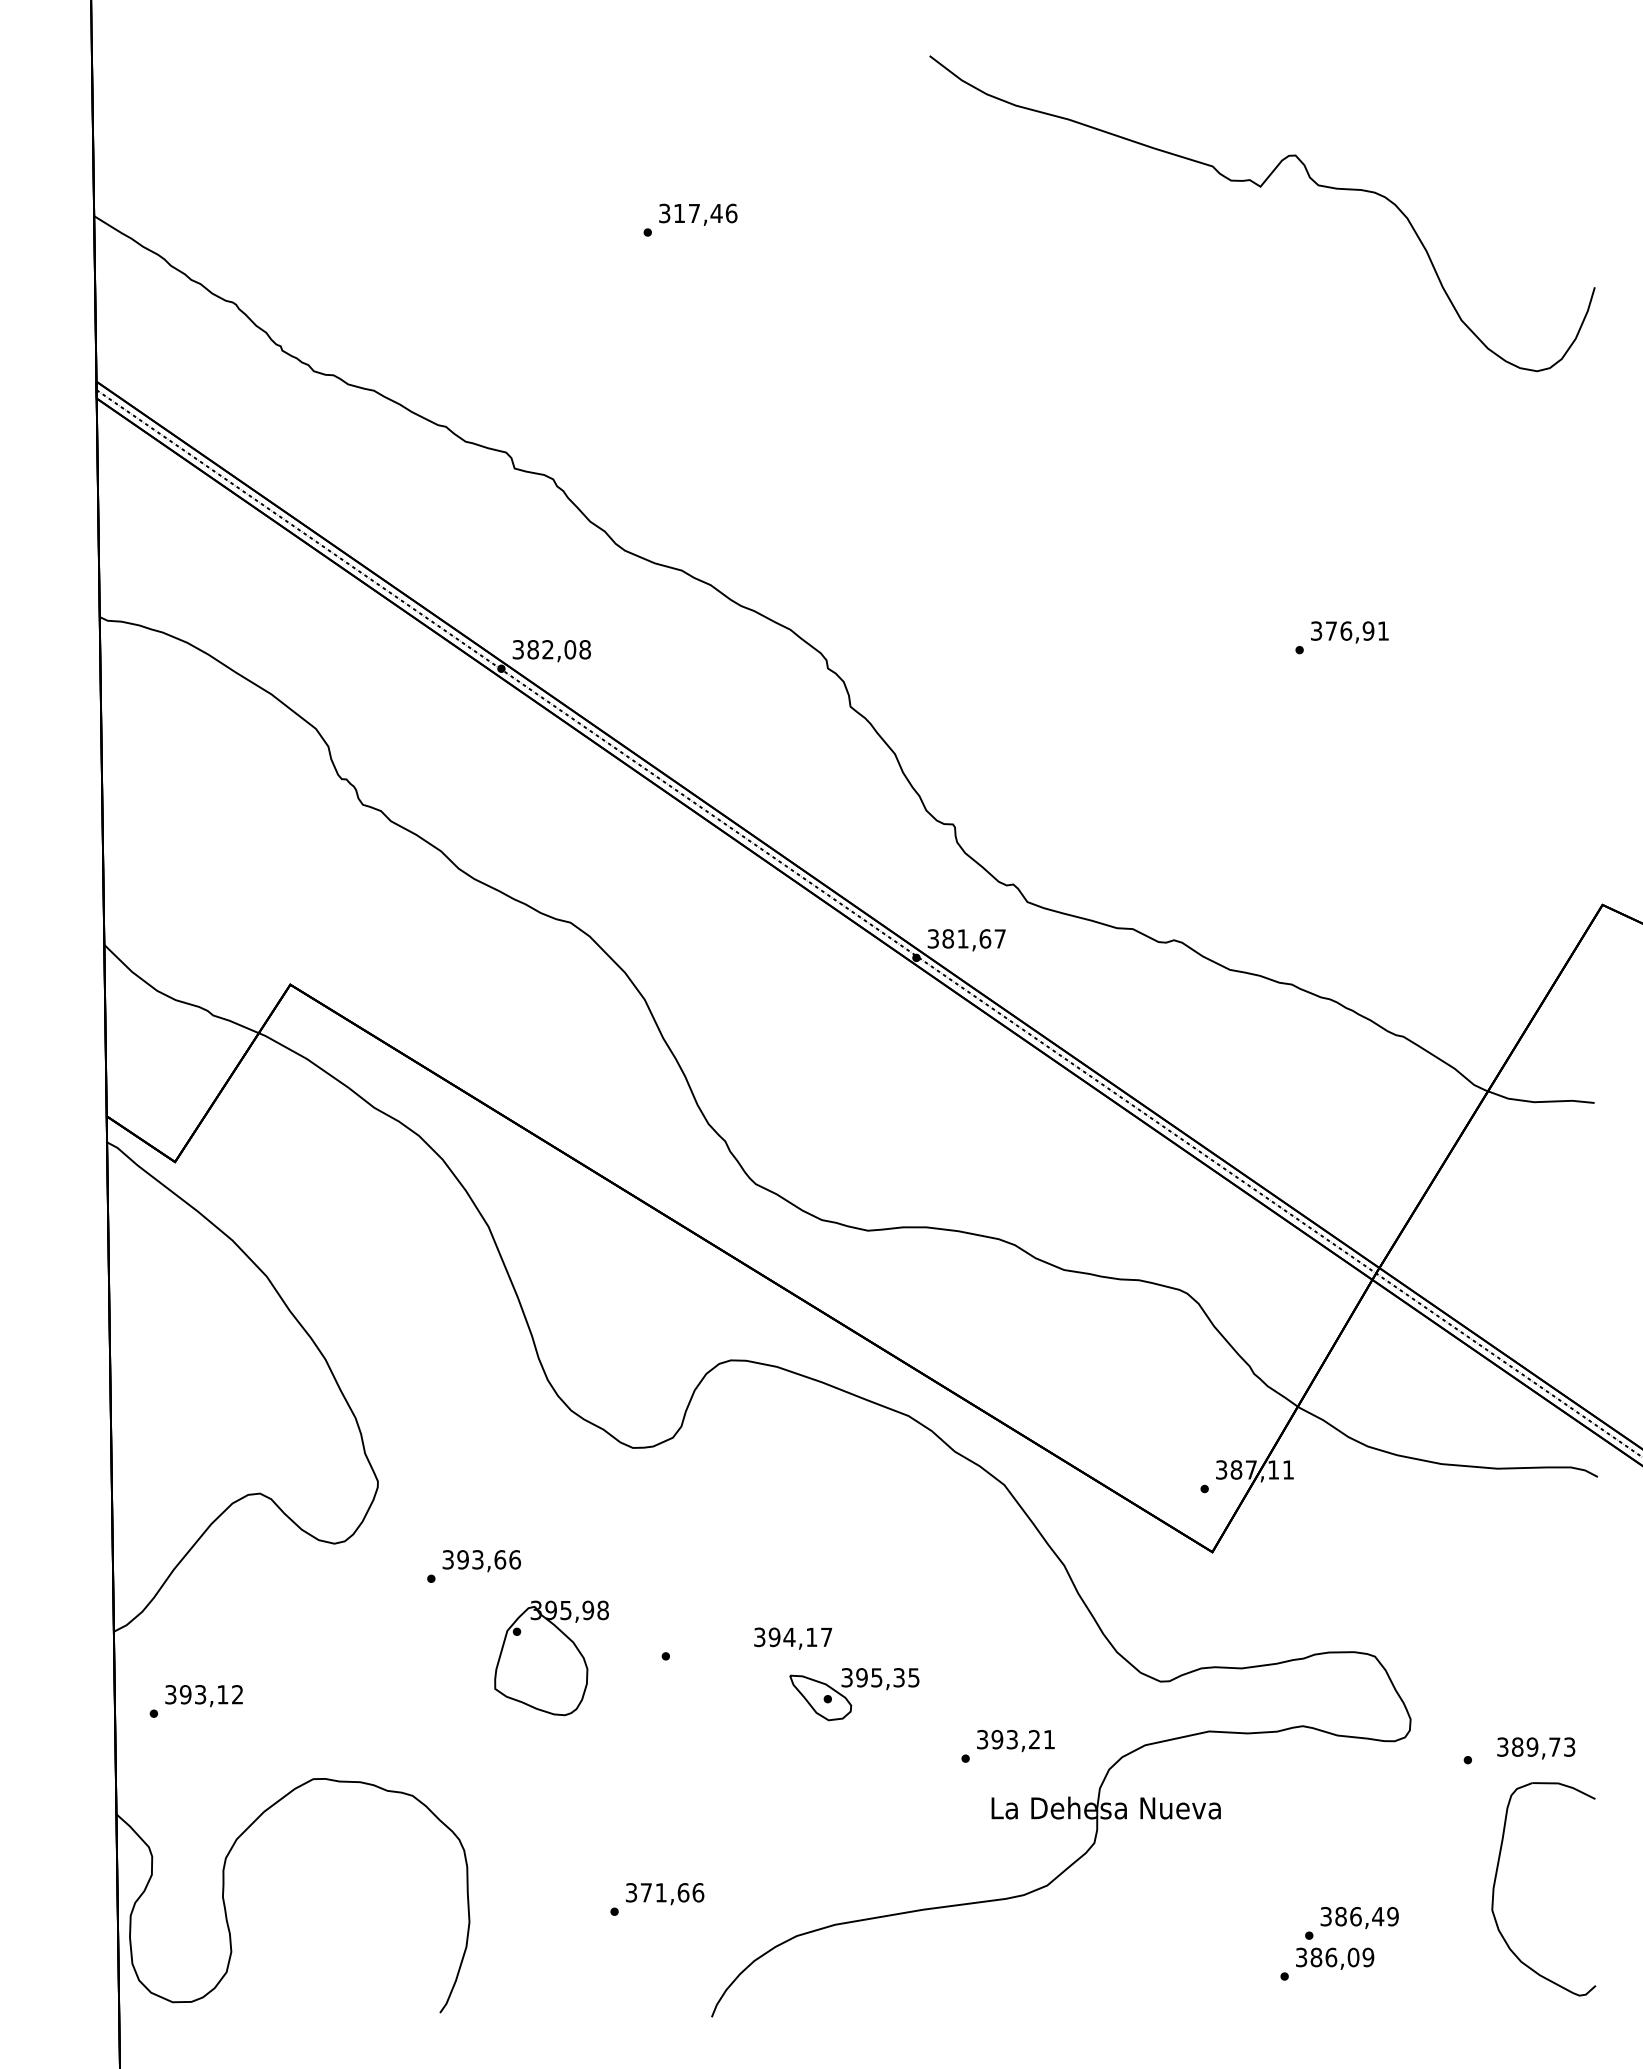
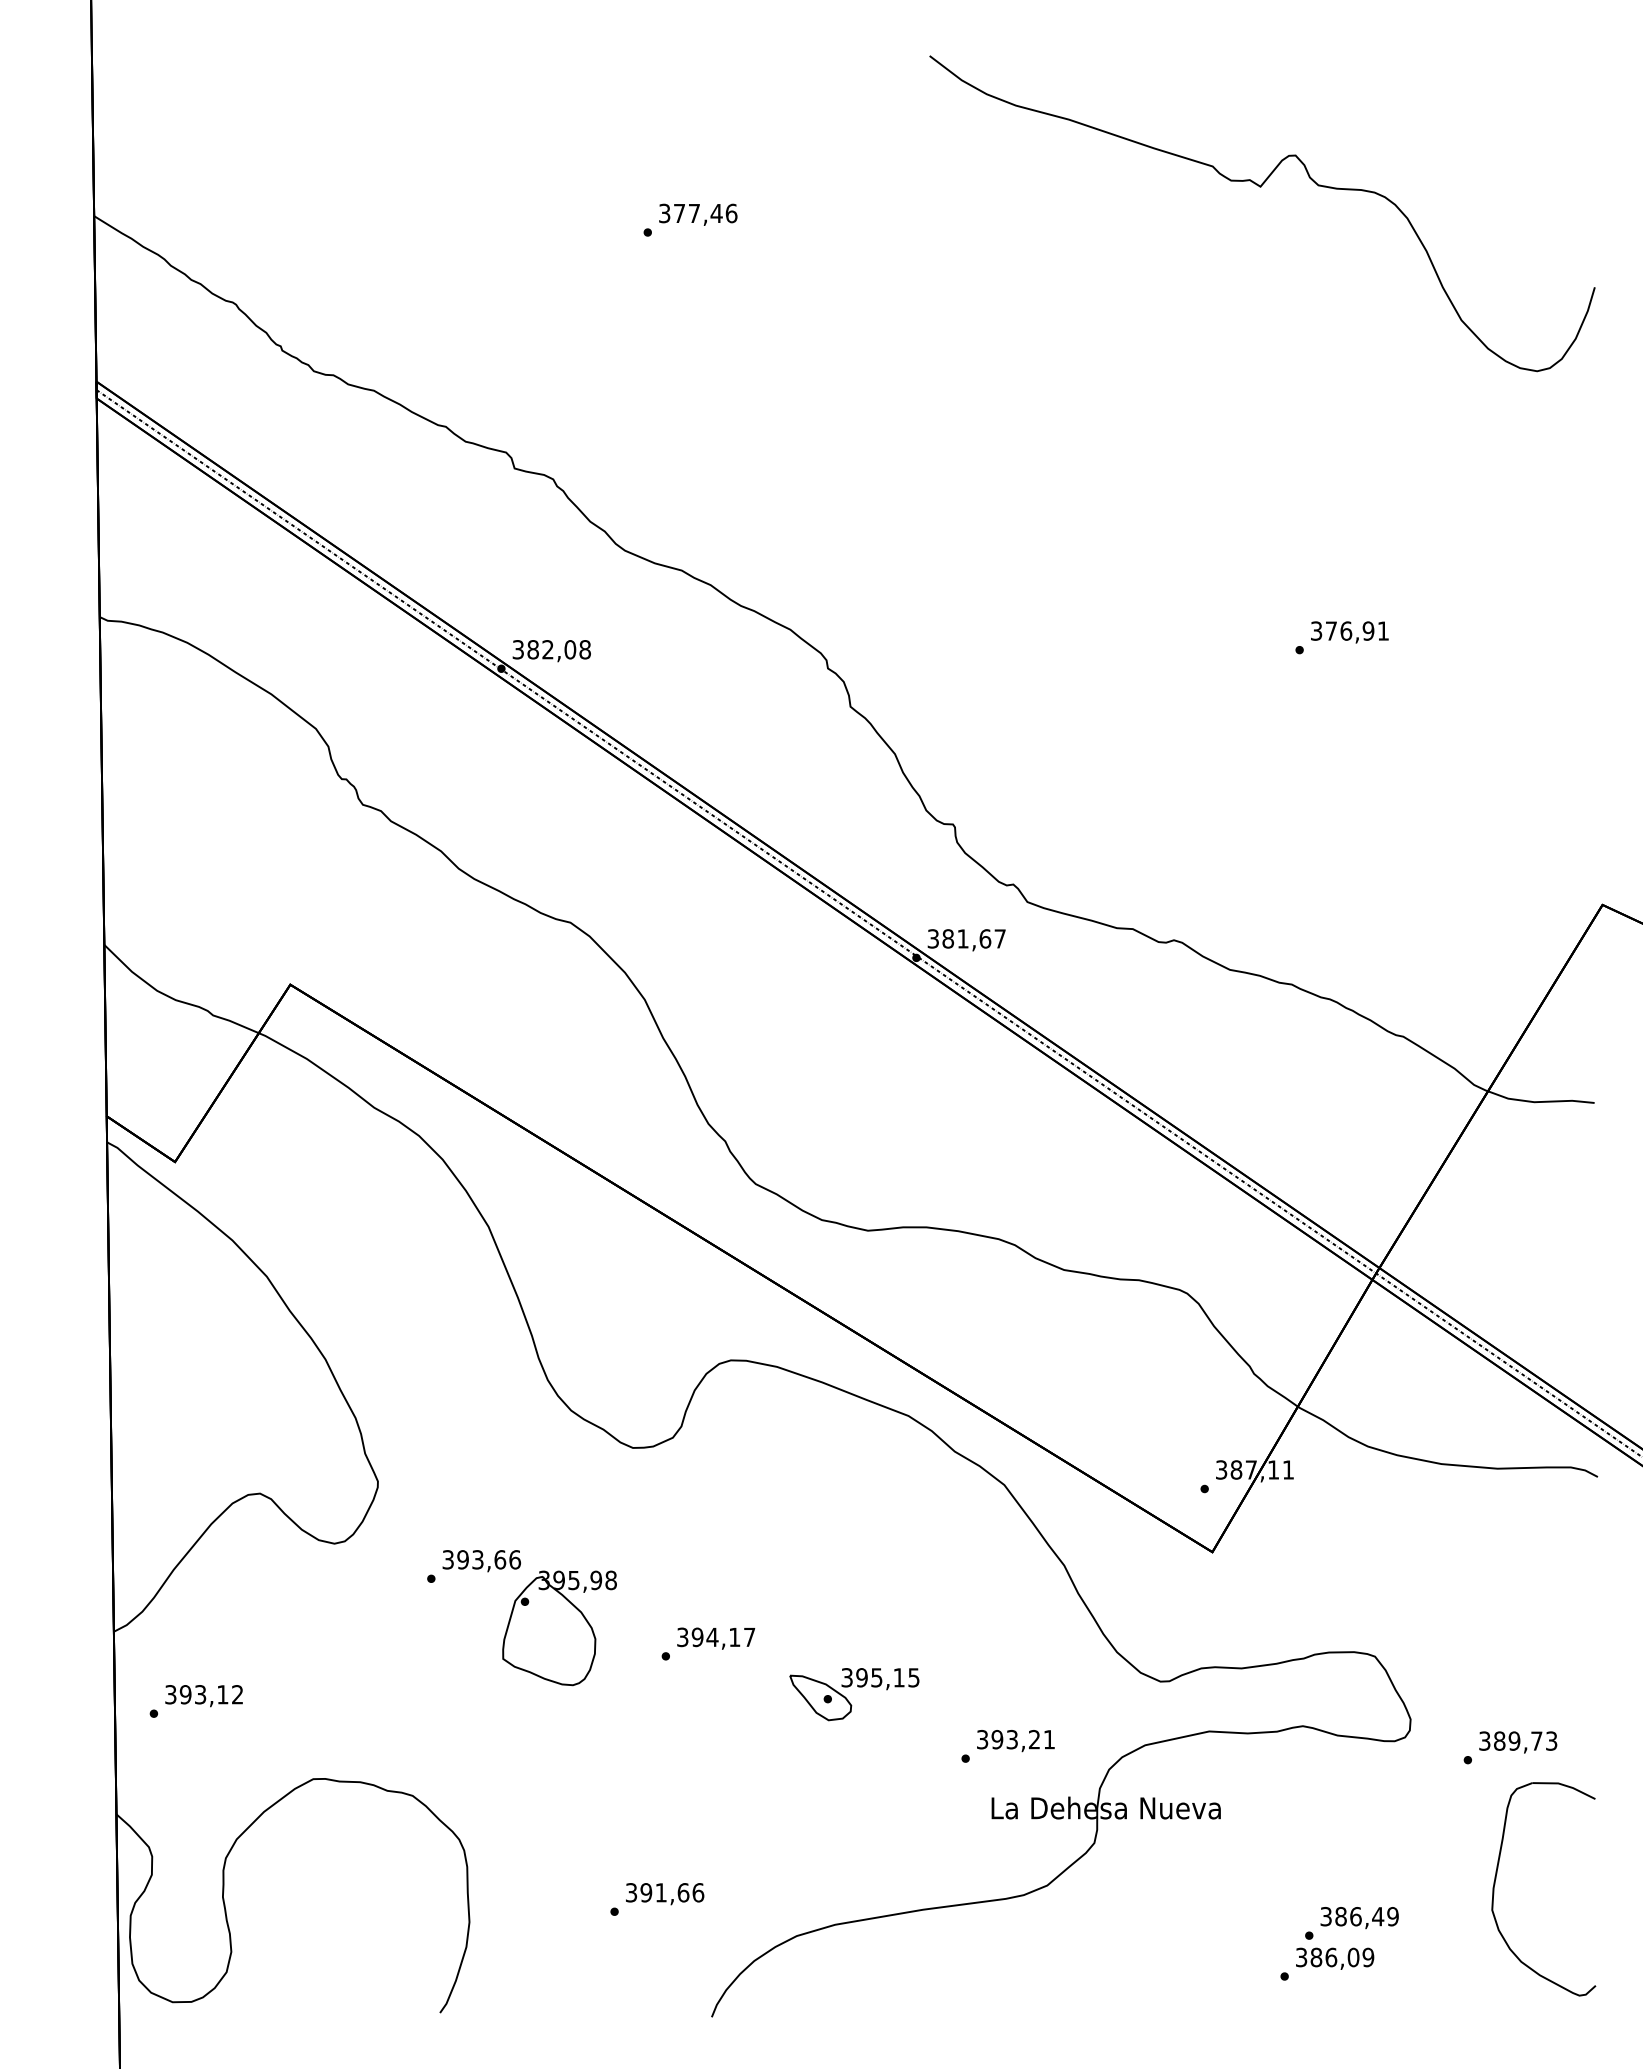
text: 317,46 -> 377,46 (679, 213)
text position: (793, 1638) -> (716, 1638) (716, 1638)
part position: (551, 1658) -> (559, 1628) (559, 1628)
text: 395,35 -> 395,15 (898, 1677)
text position: (1536, 1748) -> (1518, 1742) (1518, 1742)
text: 371,66 -> 391,66 (646, 1892)
